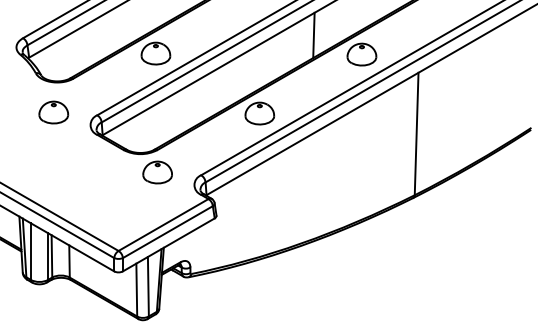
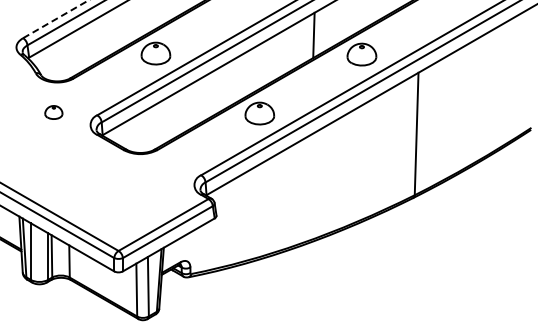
line: solid -> dashed (55, 19)
part size: 32x25 px -> 20x15 px (53, 112)
part: present -> none (157, 172)
